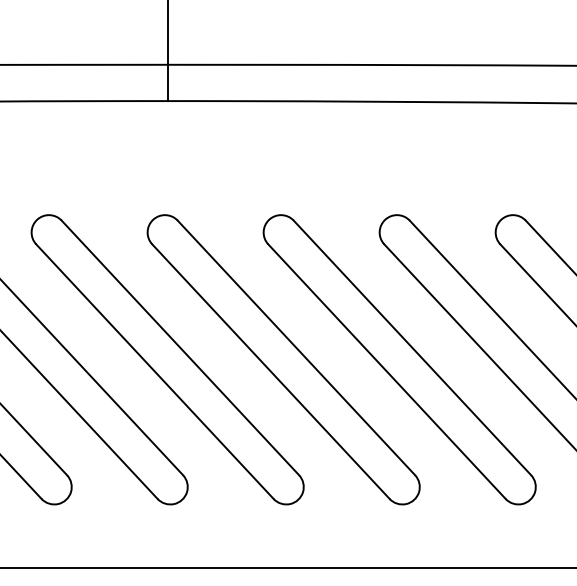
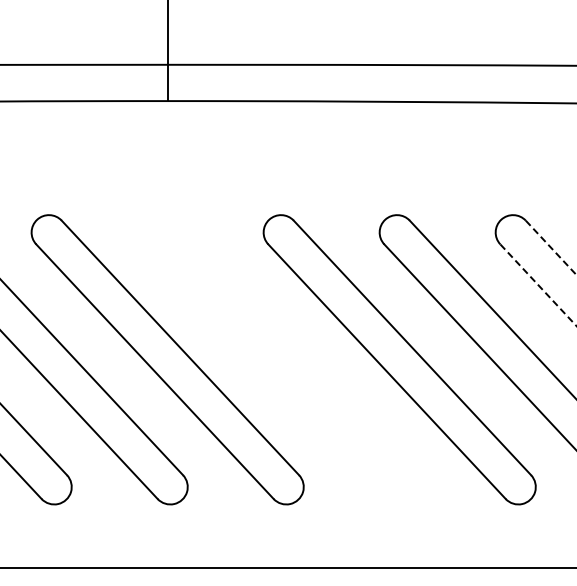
line: solid -> dashed (551, 248)
line: solid -> dashed (538, 285)
part: present -> none (283, 359)
